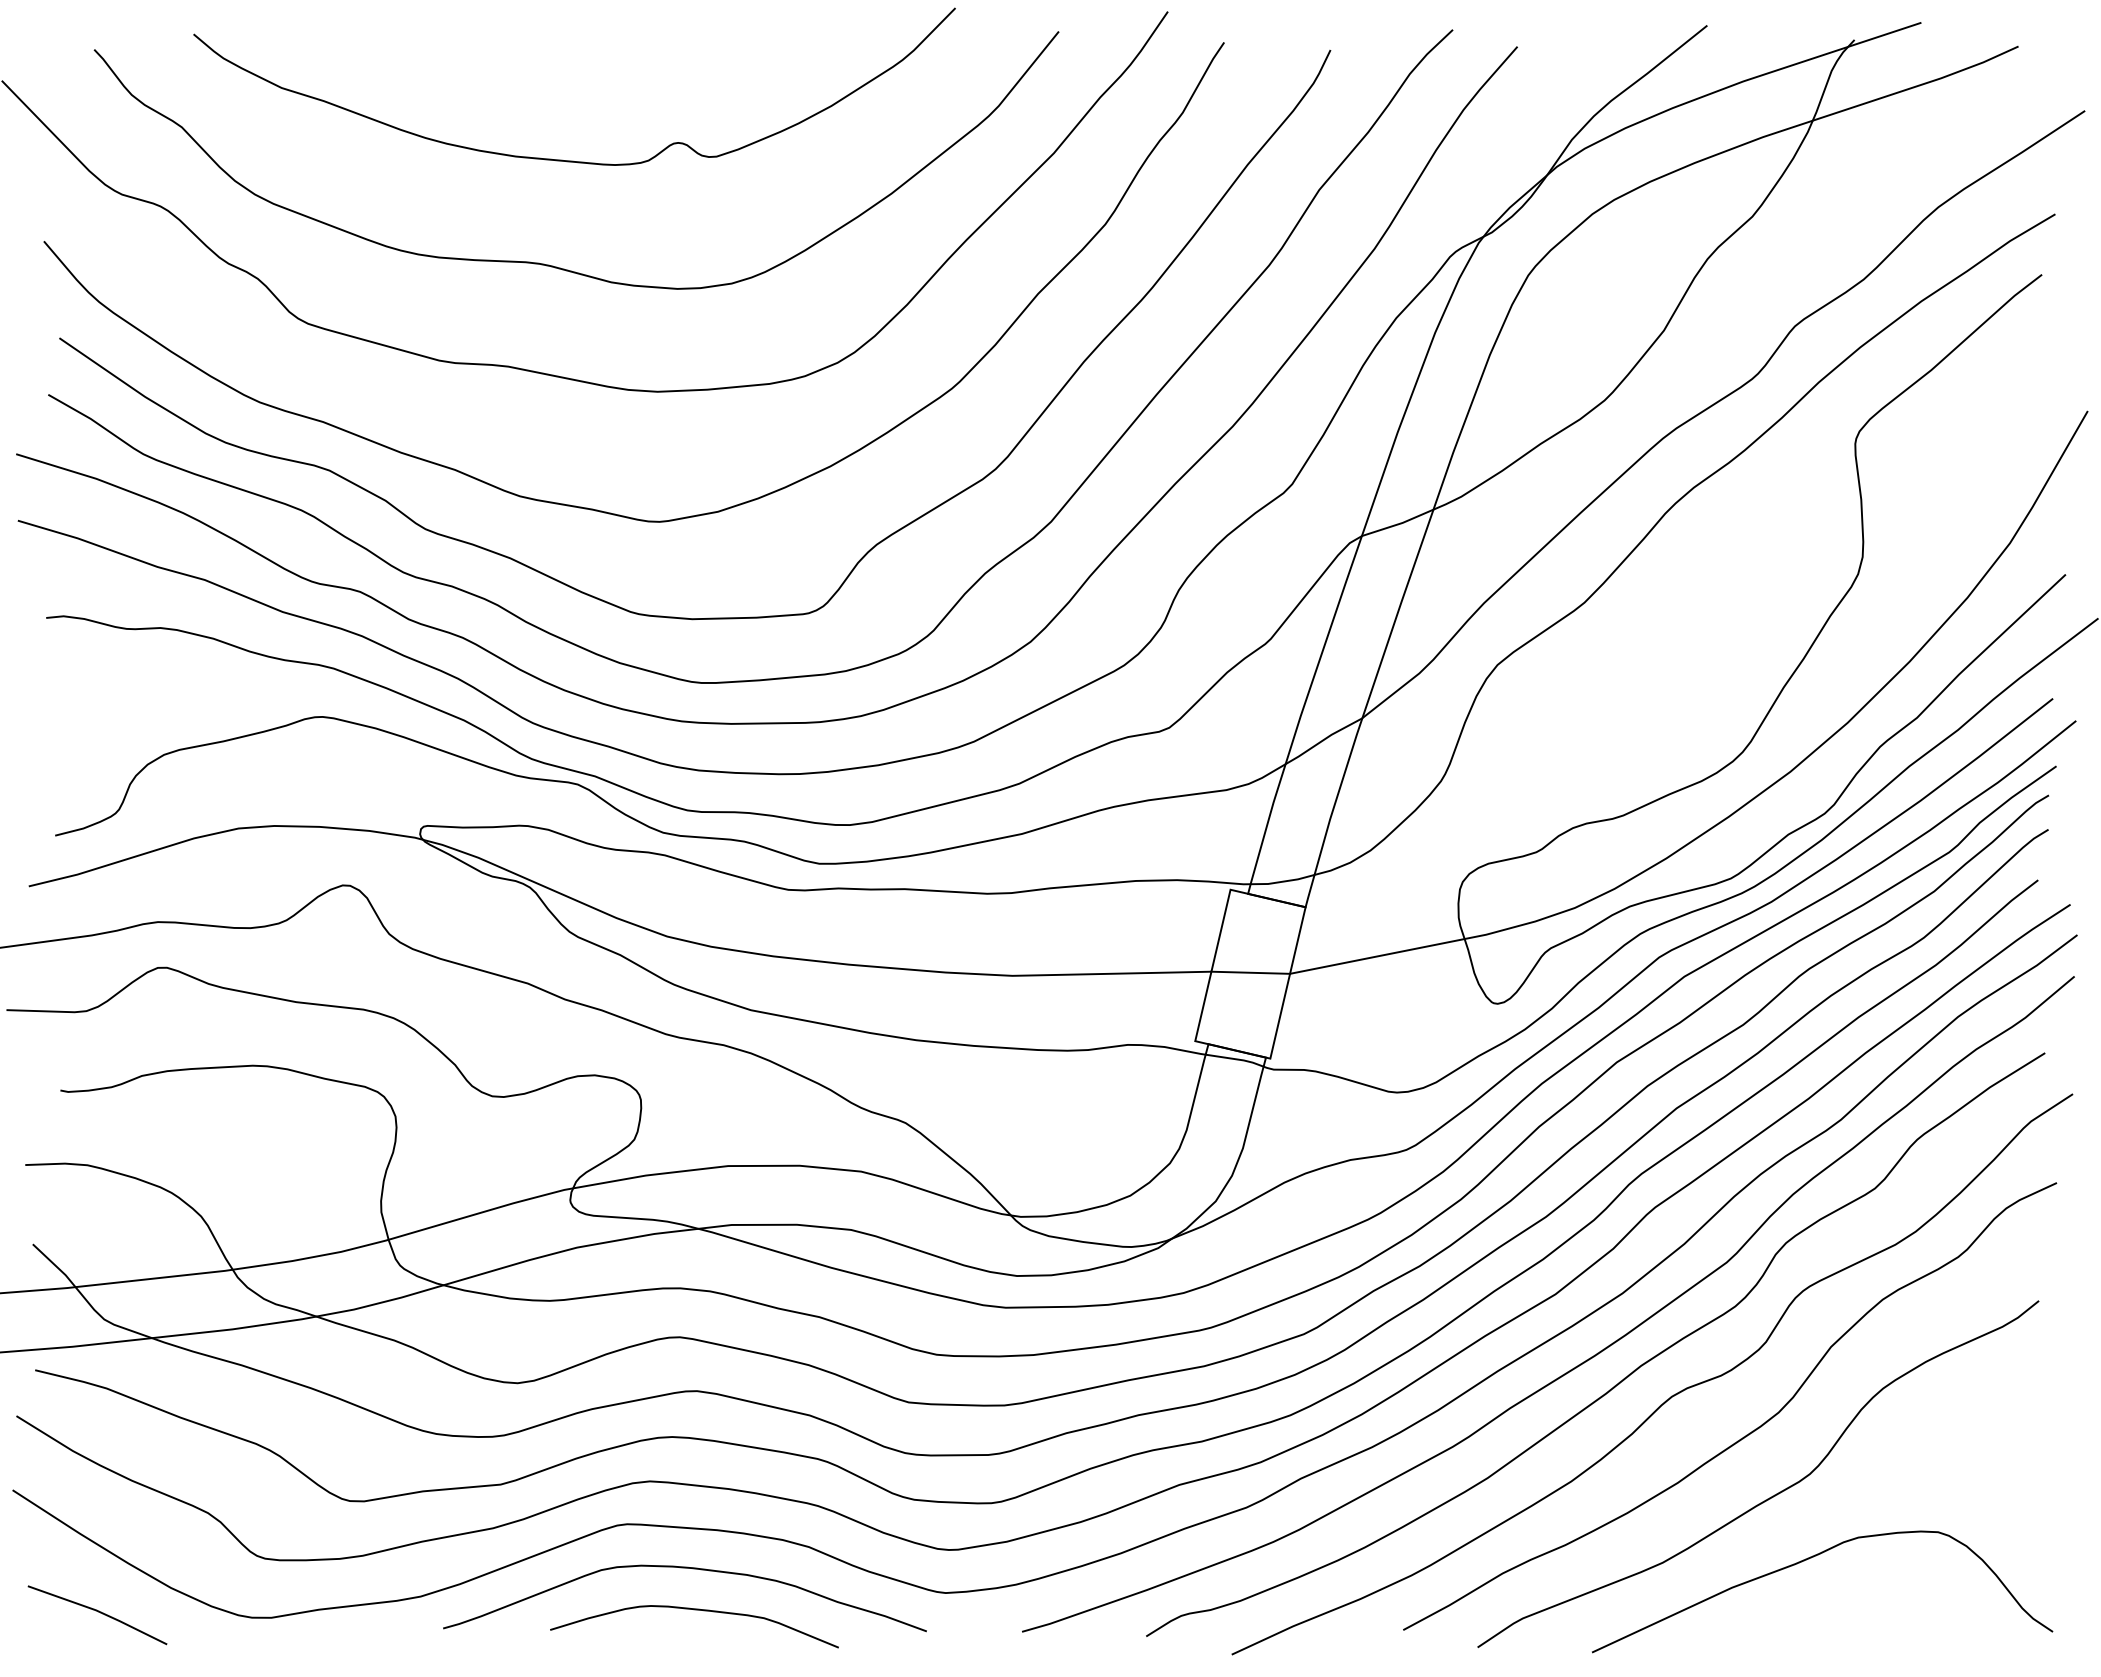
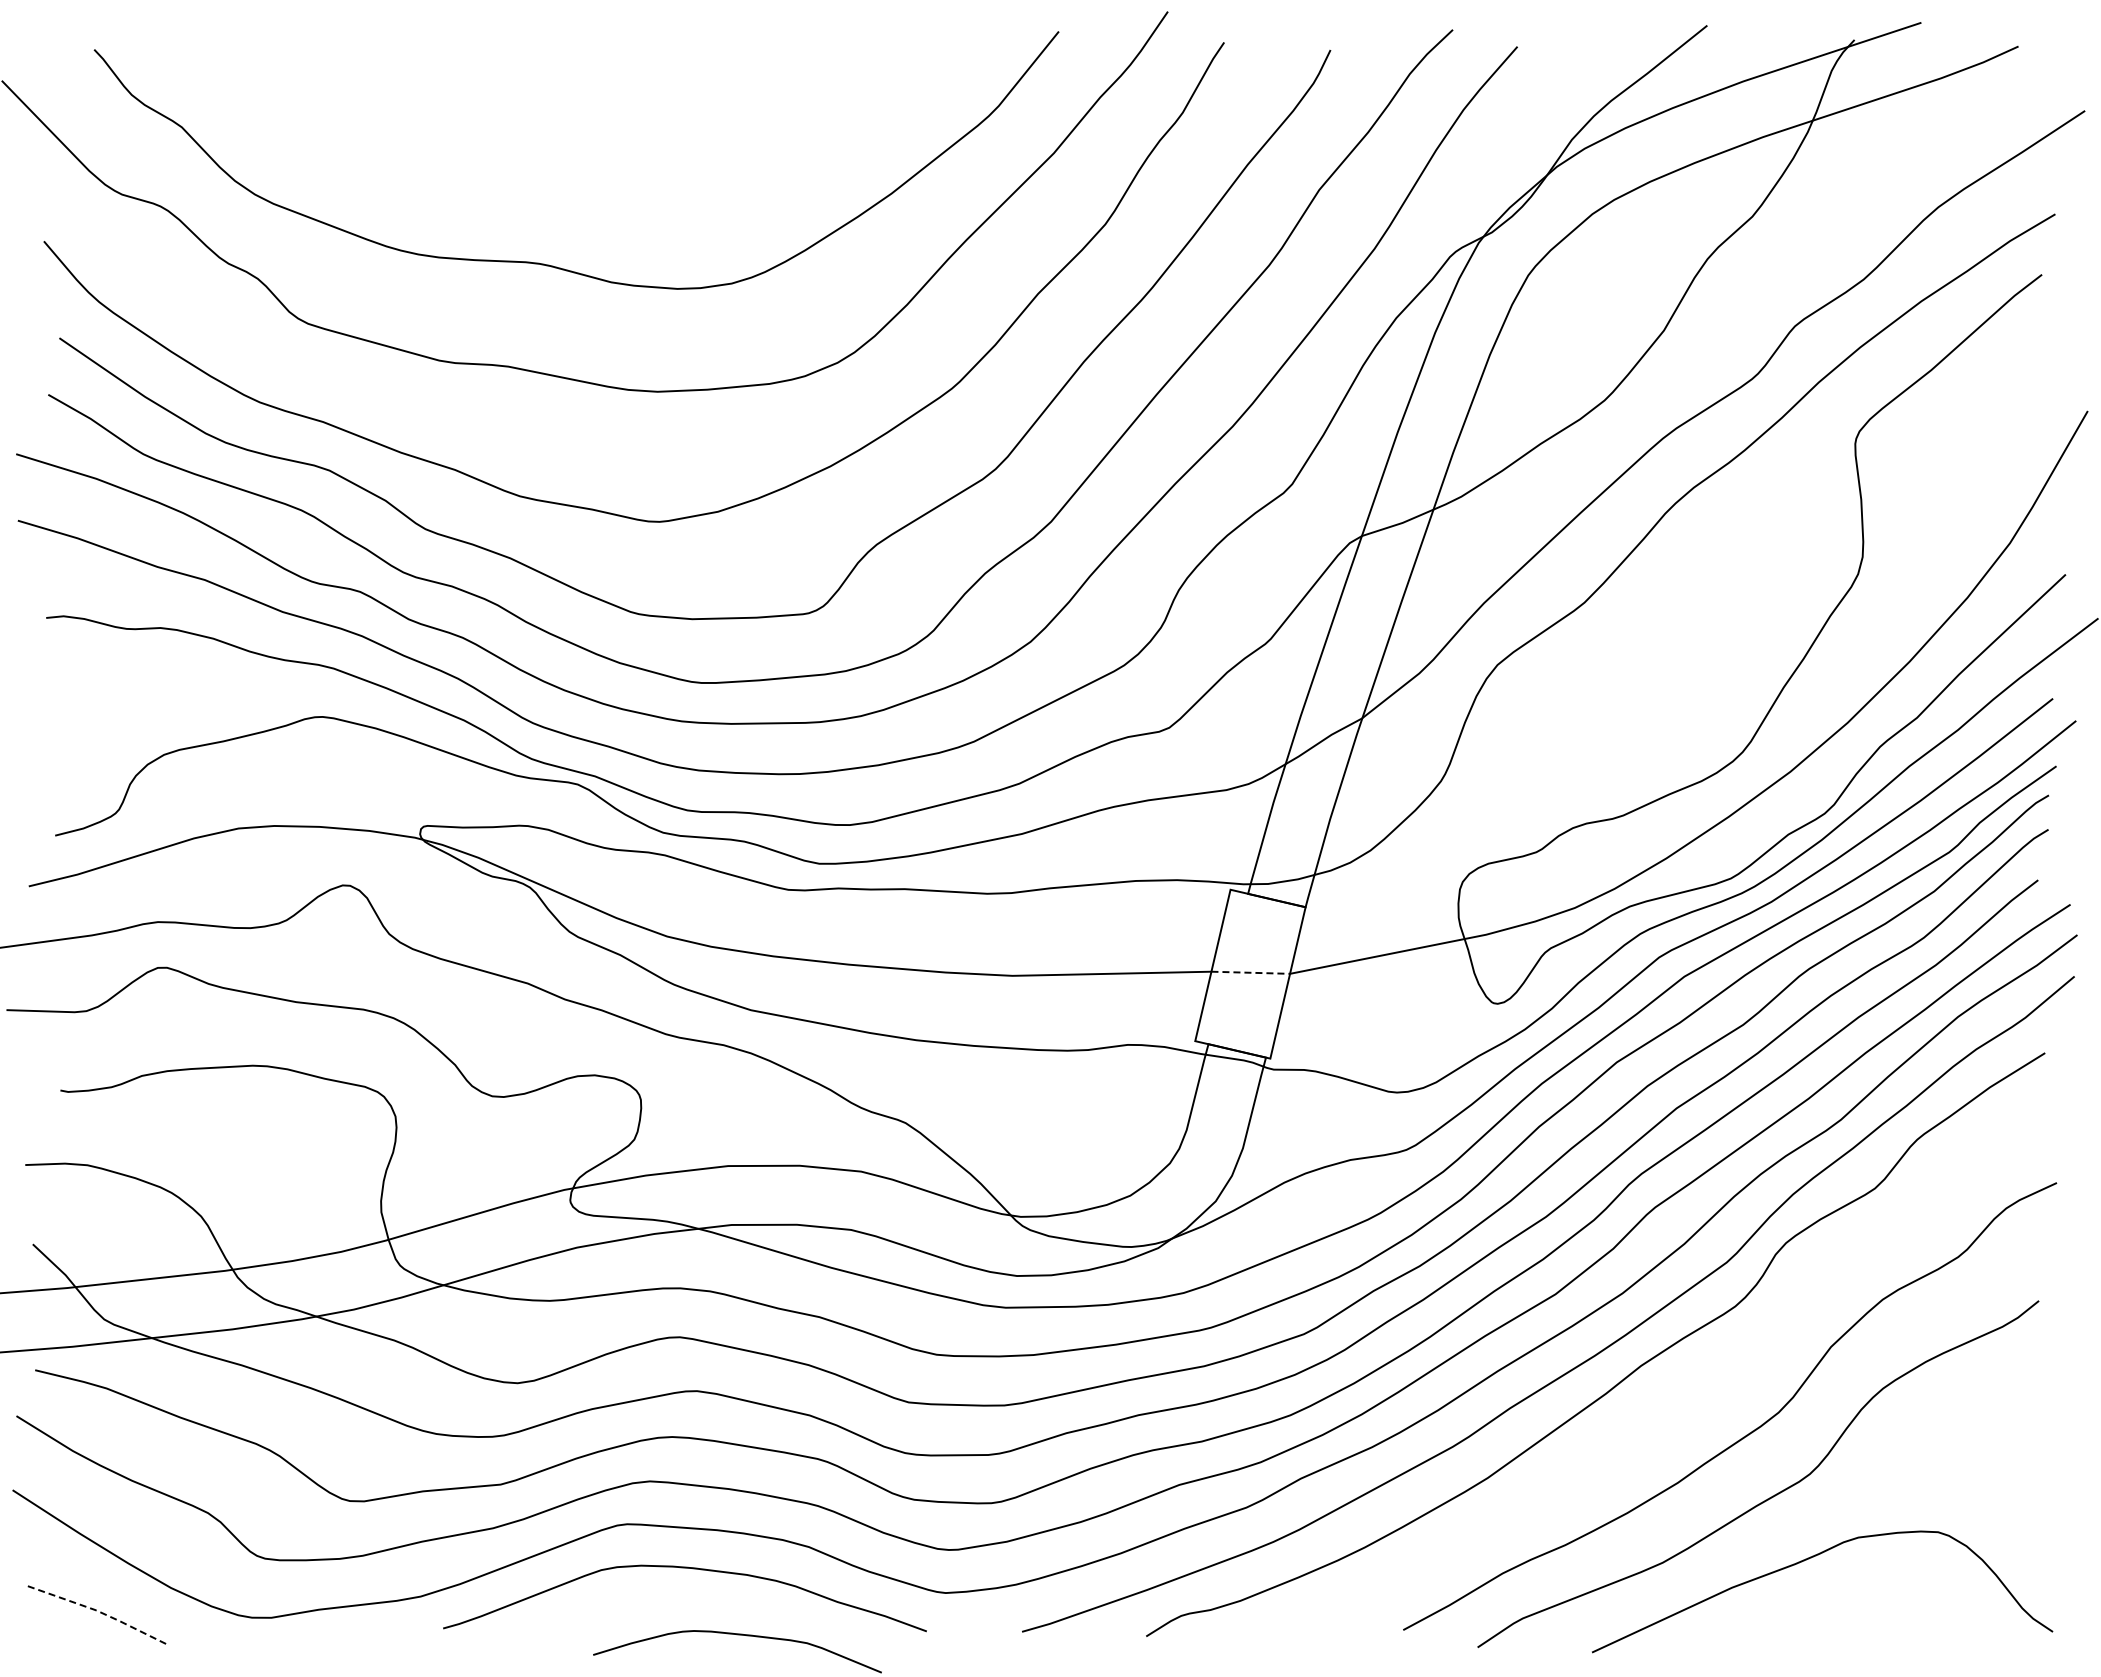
curve: present -> none (562, 159)
line: solid -> dashed (1251, 972)
curve: present -> none (1671, 1395)
curve position: (694, 1610) -> (737, 1635) (737, 1635)
line: solid -> dashed (99, 1611)
